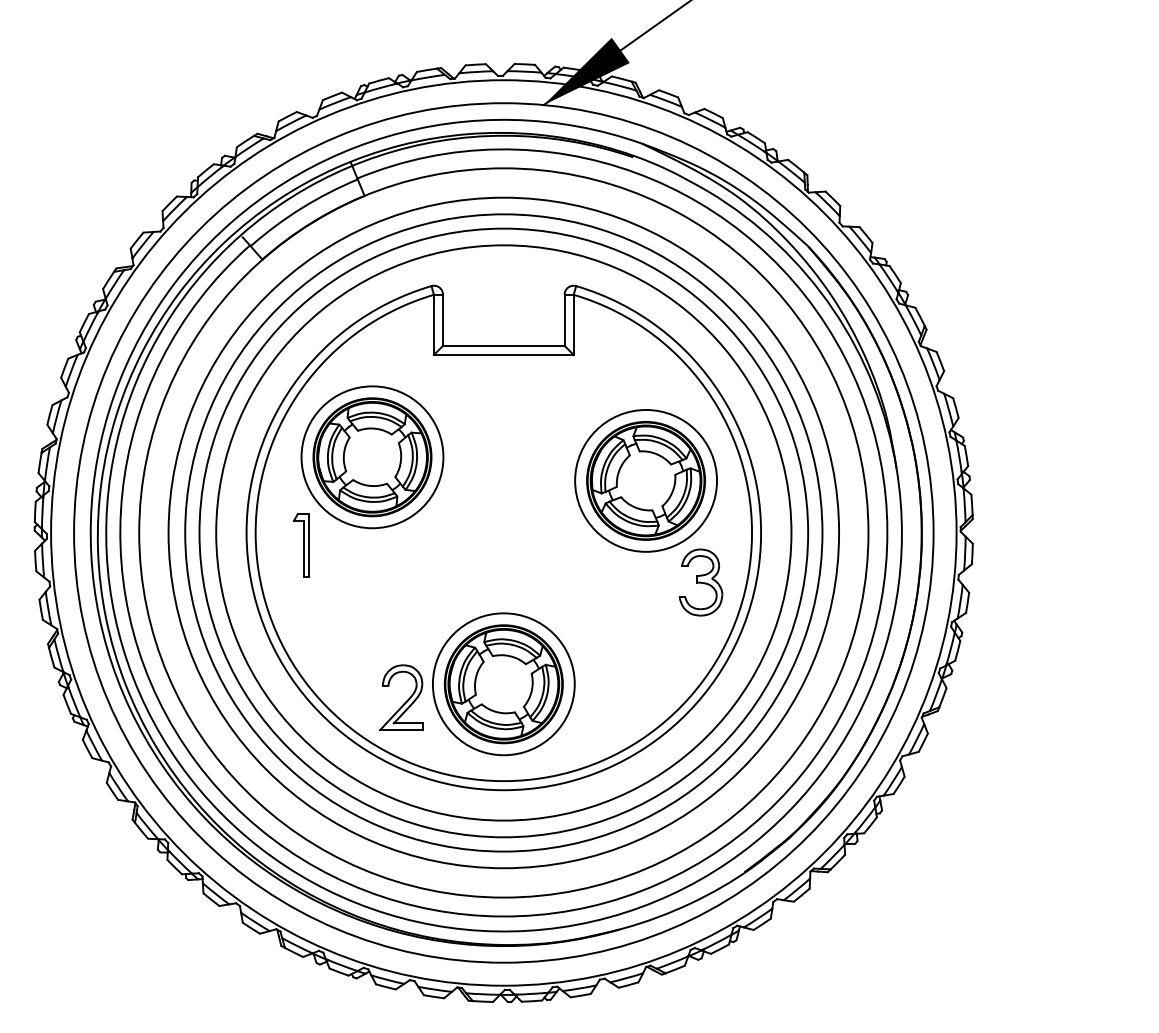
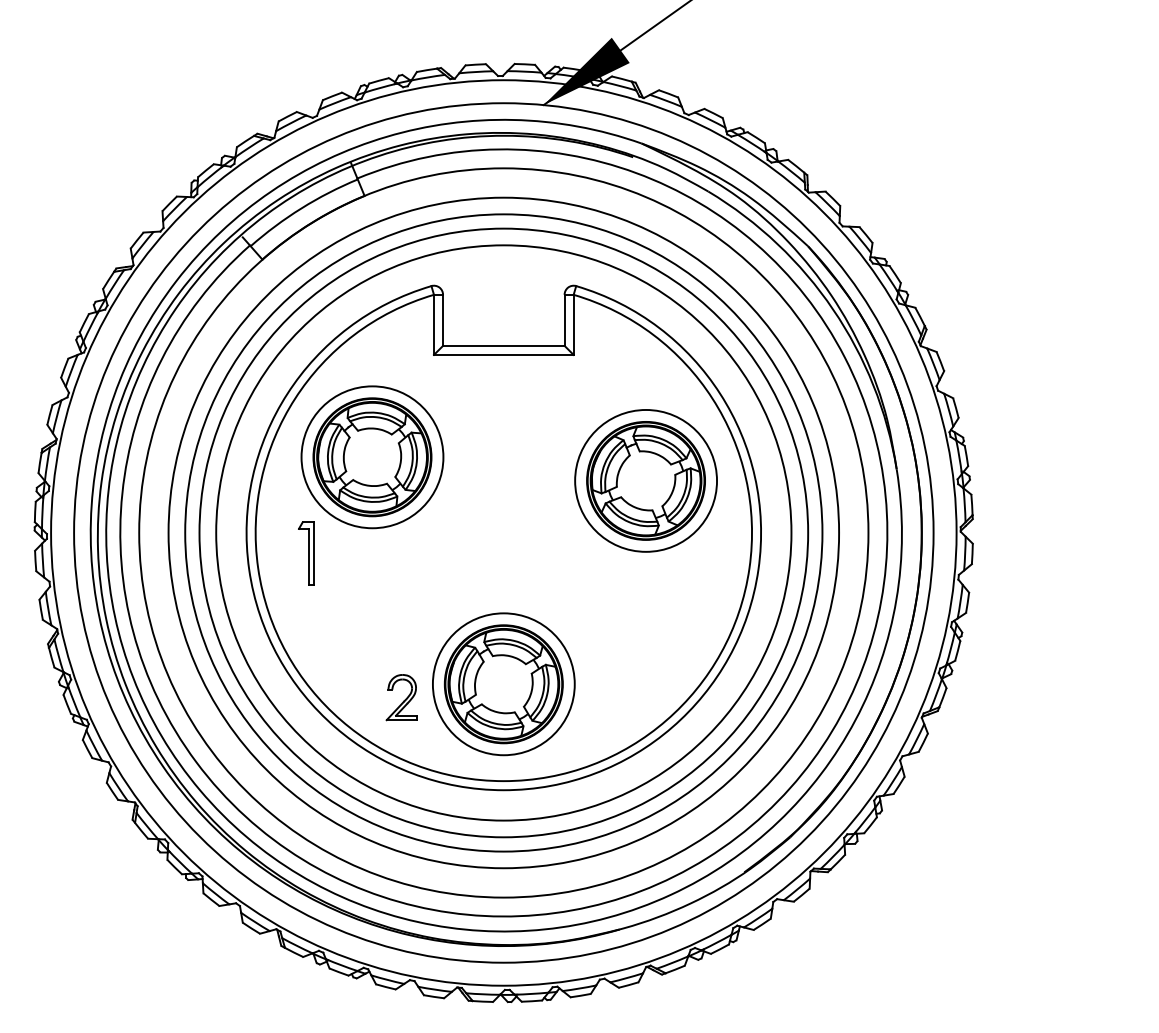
part position: (301, 545) -> (306, 553) (306, 553)
part: present -> none (700, 582)
part size: 45x67 px -> 33x48 px (401, 697)
